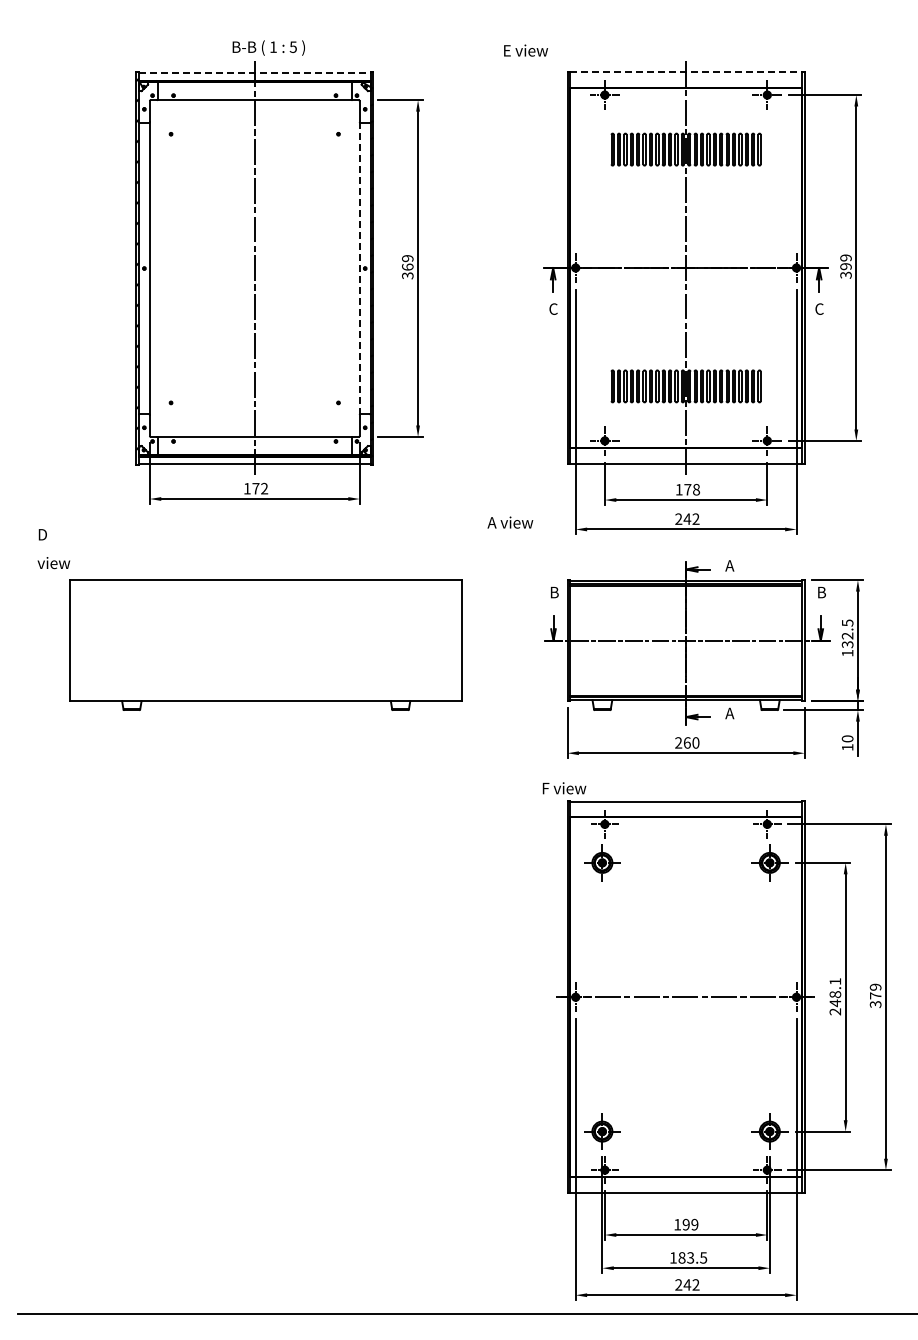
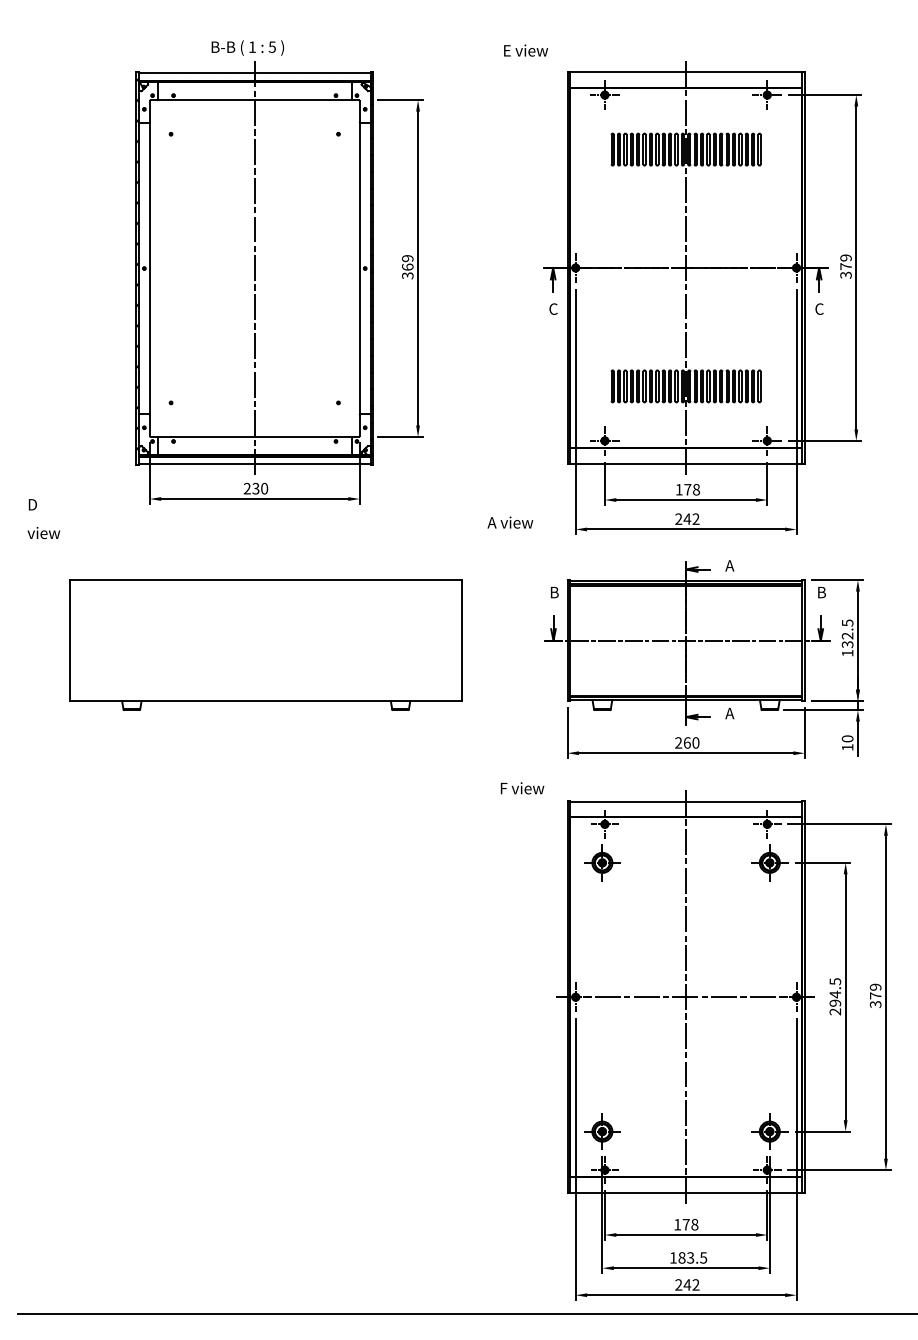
text position: (268, 47) -> (247, 47) (247, 47)
line: dashed -> solid (254, 72)
line: dashed -> solid (686, 72)
text: 399 -> 379 (845, 266)
line: dashed -> solid (359, 269)
text: 172 -> 230 (255, 488)
text position: (53, 549) -> (43, 519) (43, 519)
text position: (564, 788) -> (522, 788) (522, 788)
text: 248.1 -> 294.5 (835, 992)
line: none -> present (686, 997)
text: 199 -> 178 (690, 1224)
